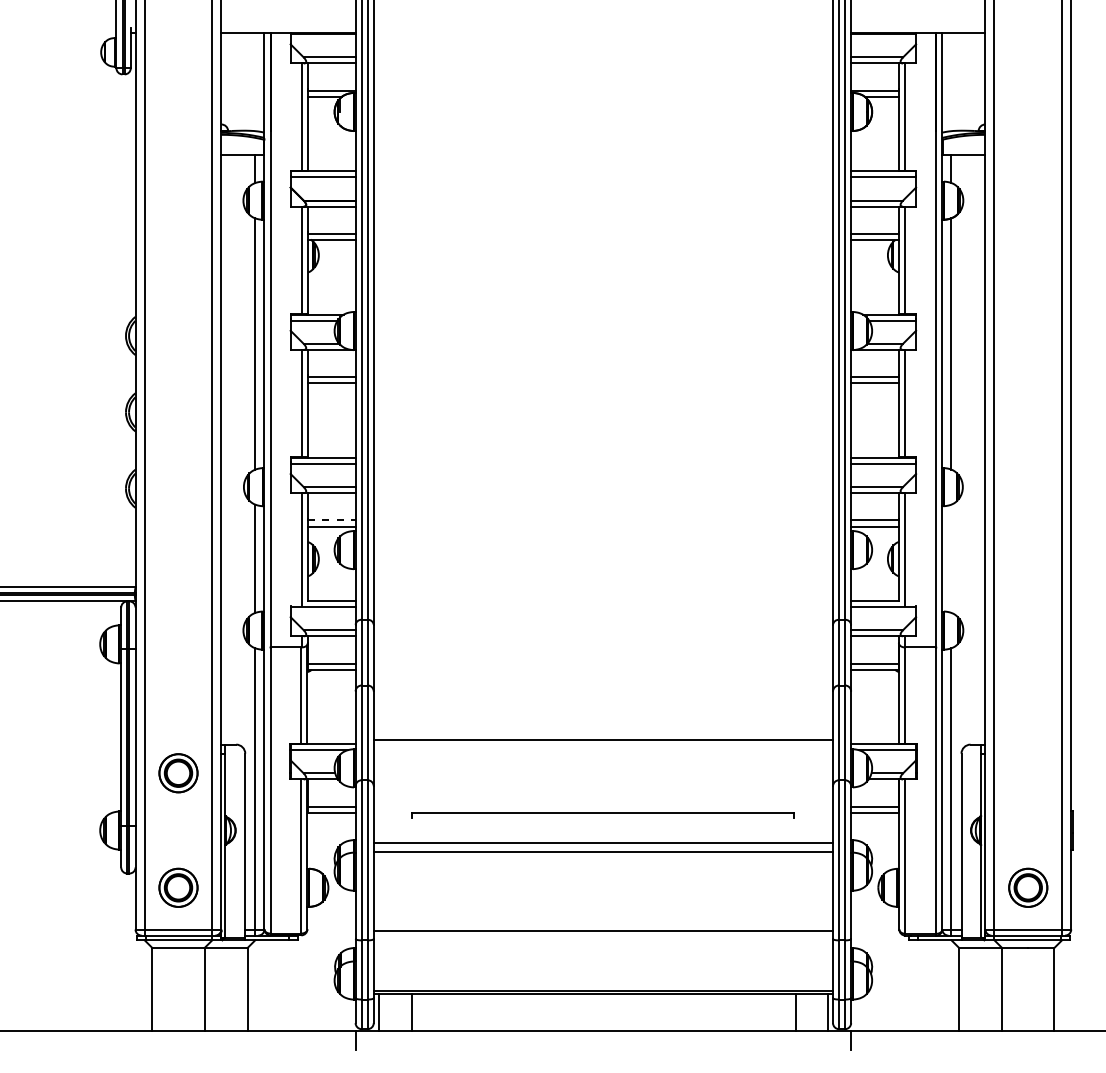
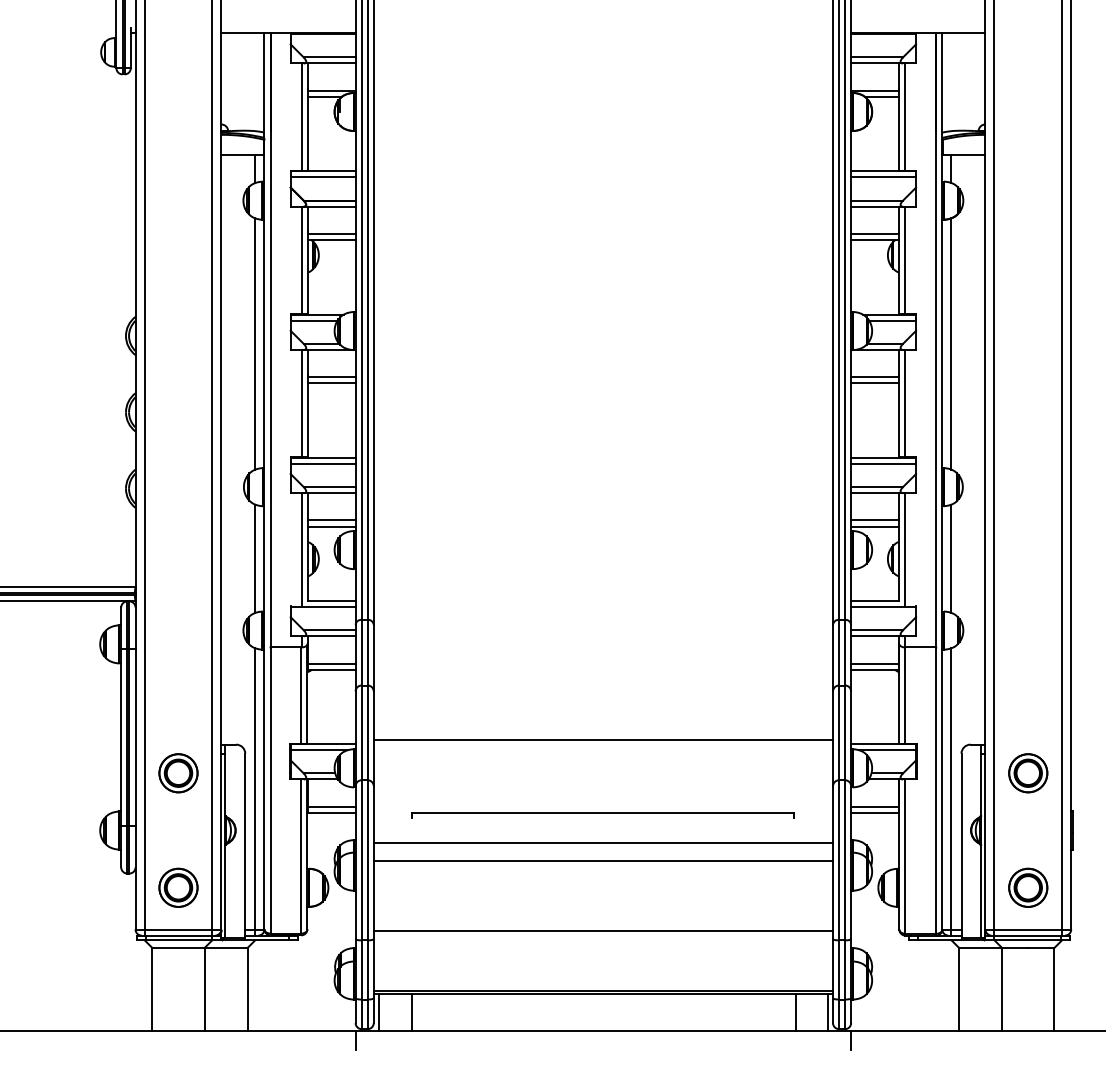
line: dashed -> solid (331, 520)
line: none -> present (951, 558)
part: none -> present (1028, 773)
line position: (603, 851) -> (603, 860) (603, 860)
